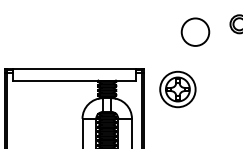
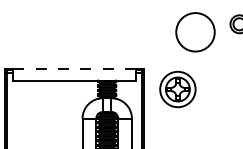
circle size: 31x30 px -> 41x41 px (195, 32)
line: solid -> dashed (74, 69)
